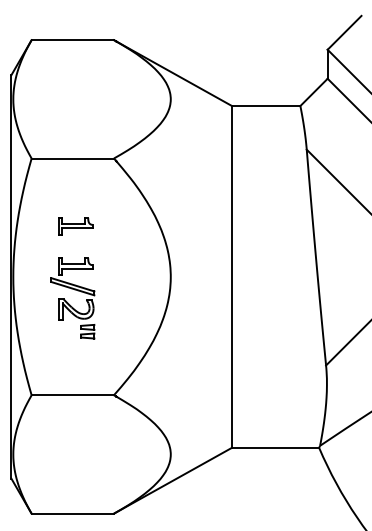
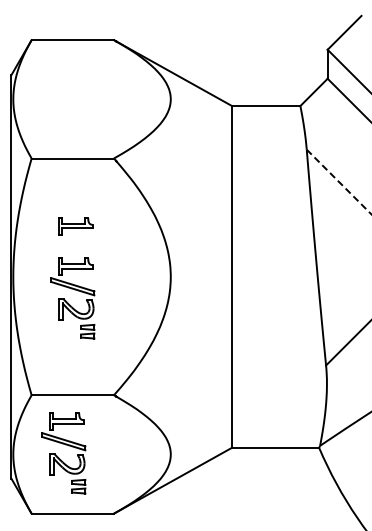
line: solid -> dashed (339, 182)
part: none -> present (63, 453)
